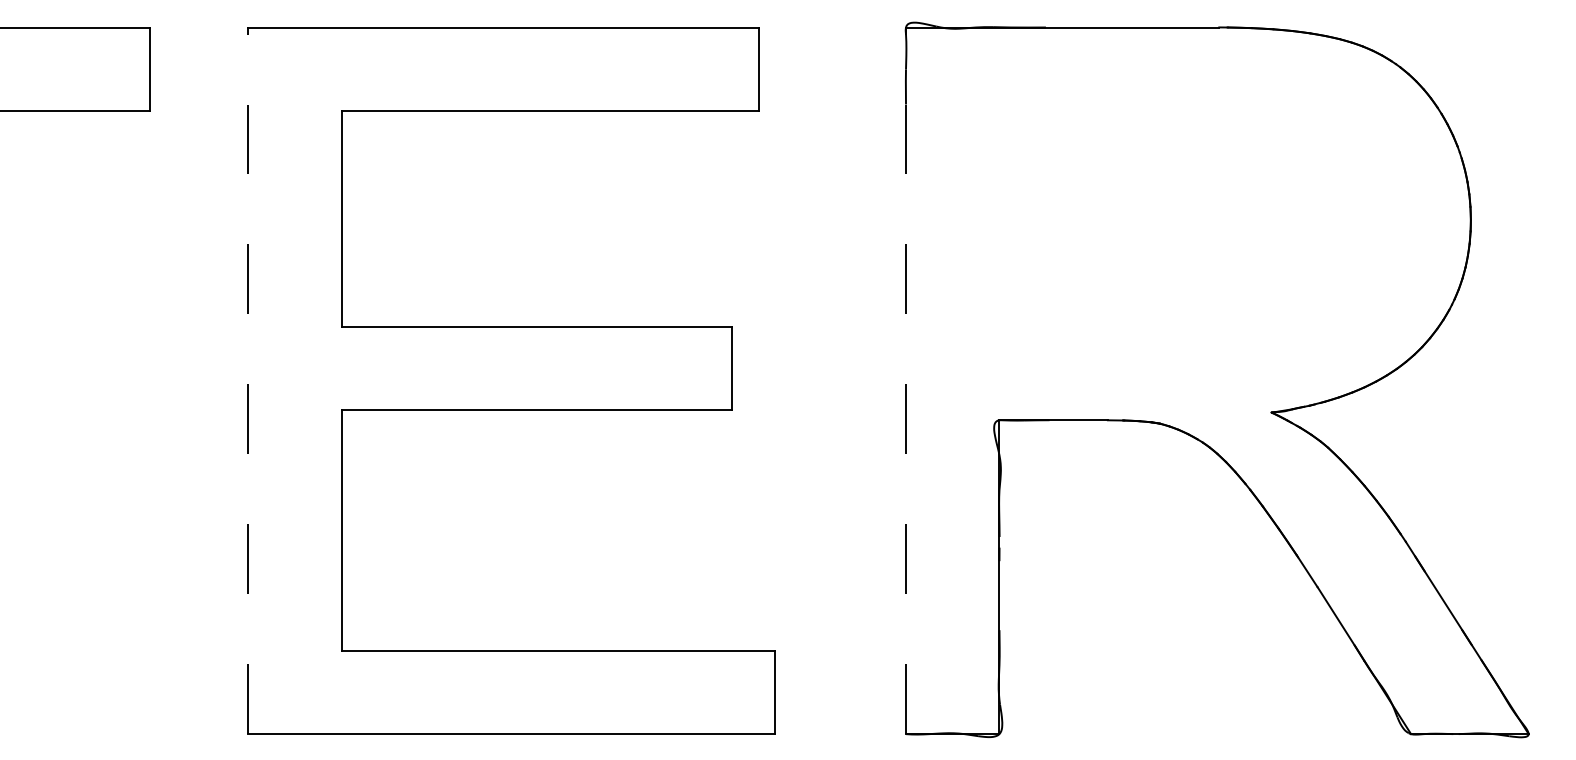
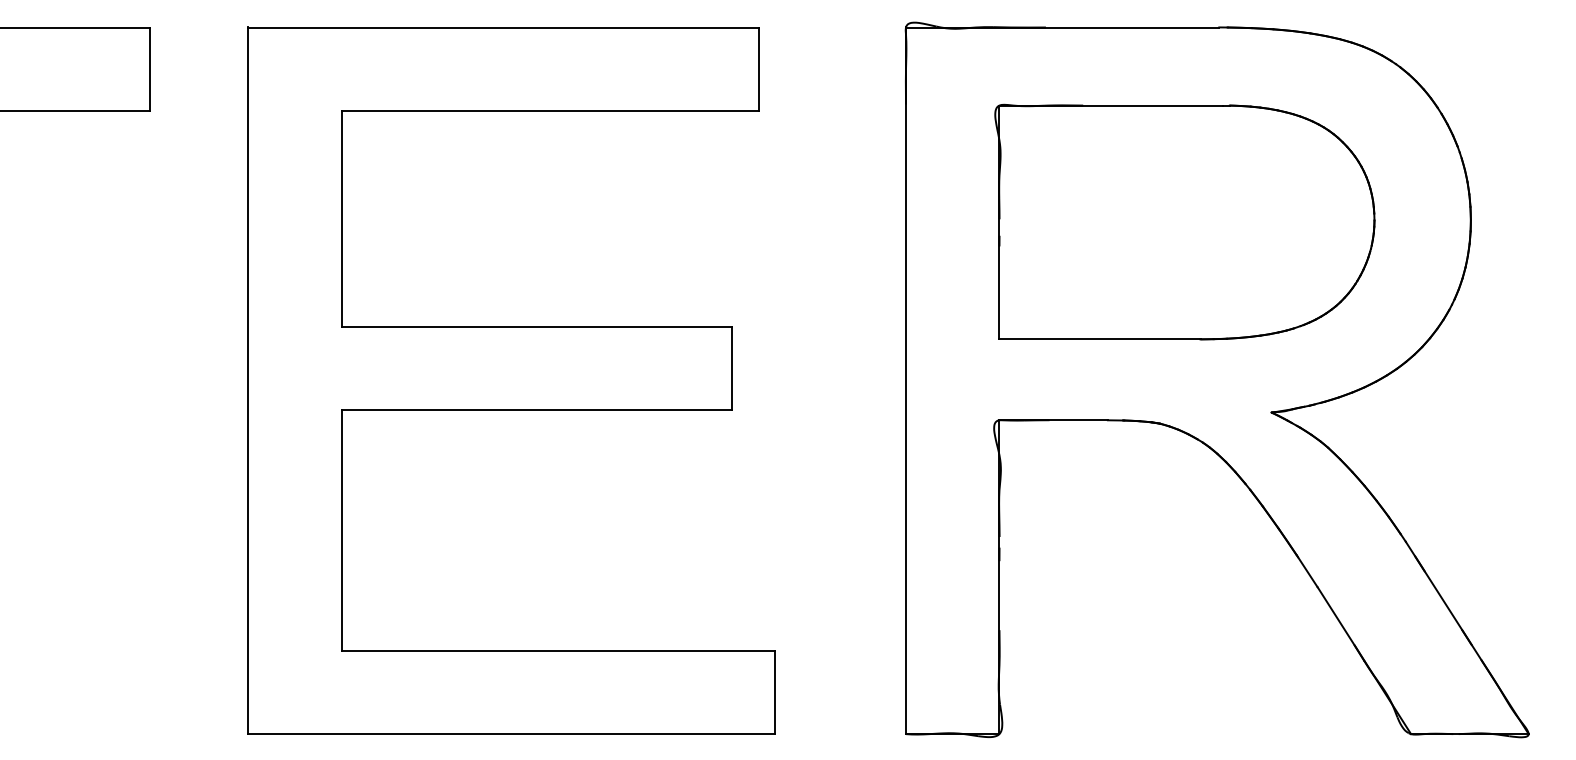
part: none -> present (1184, 221)
line: dashed -> solid (248, 380)
line: dashed -> solid (905, 380)
